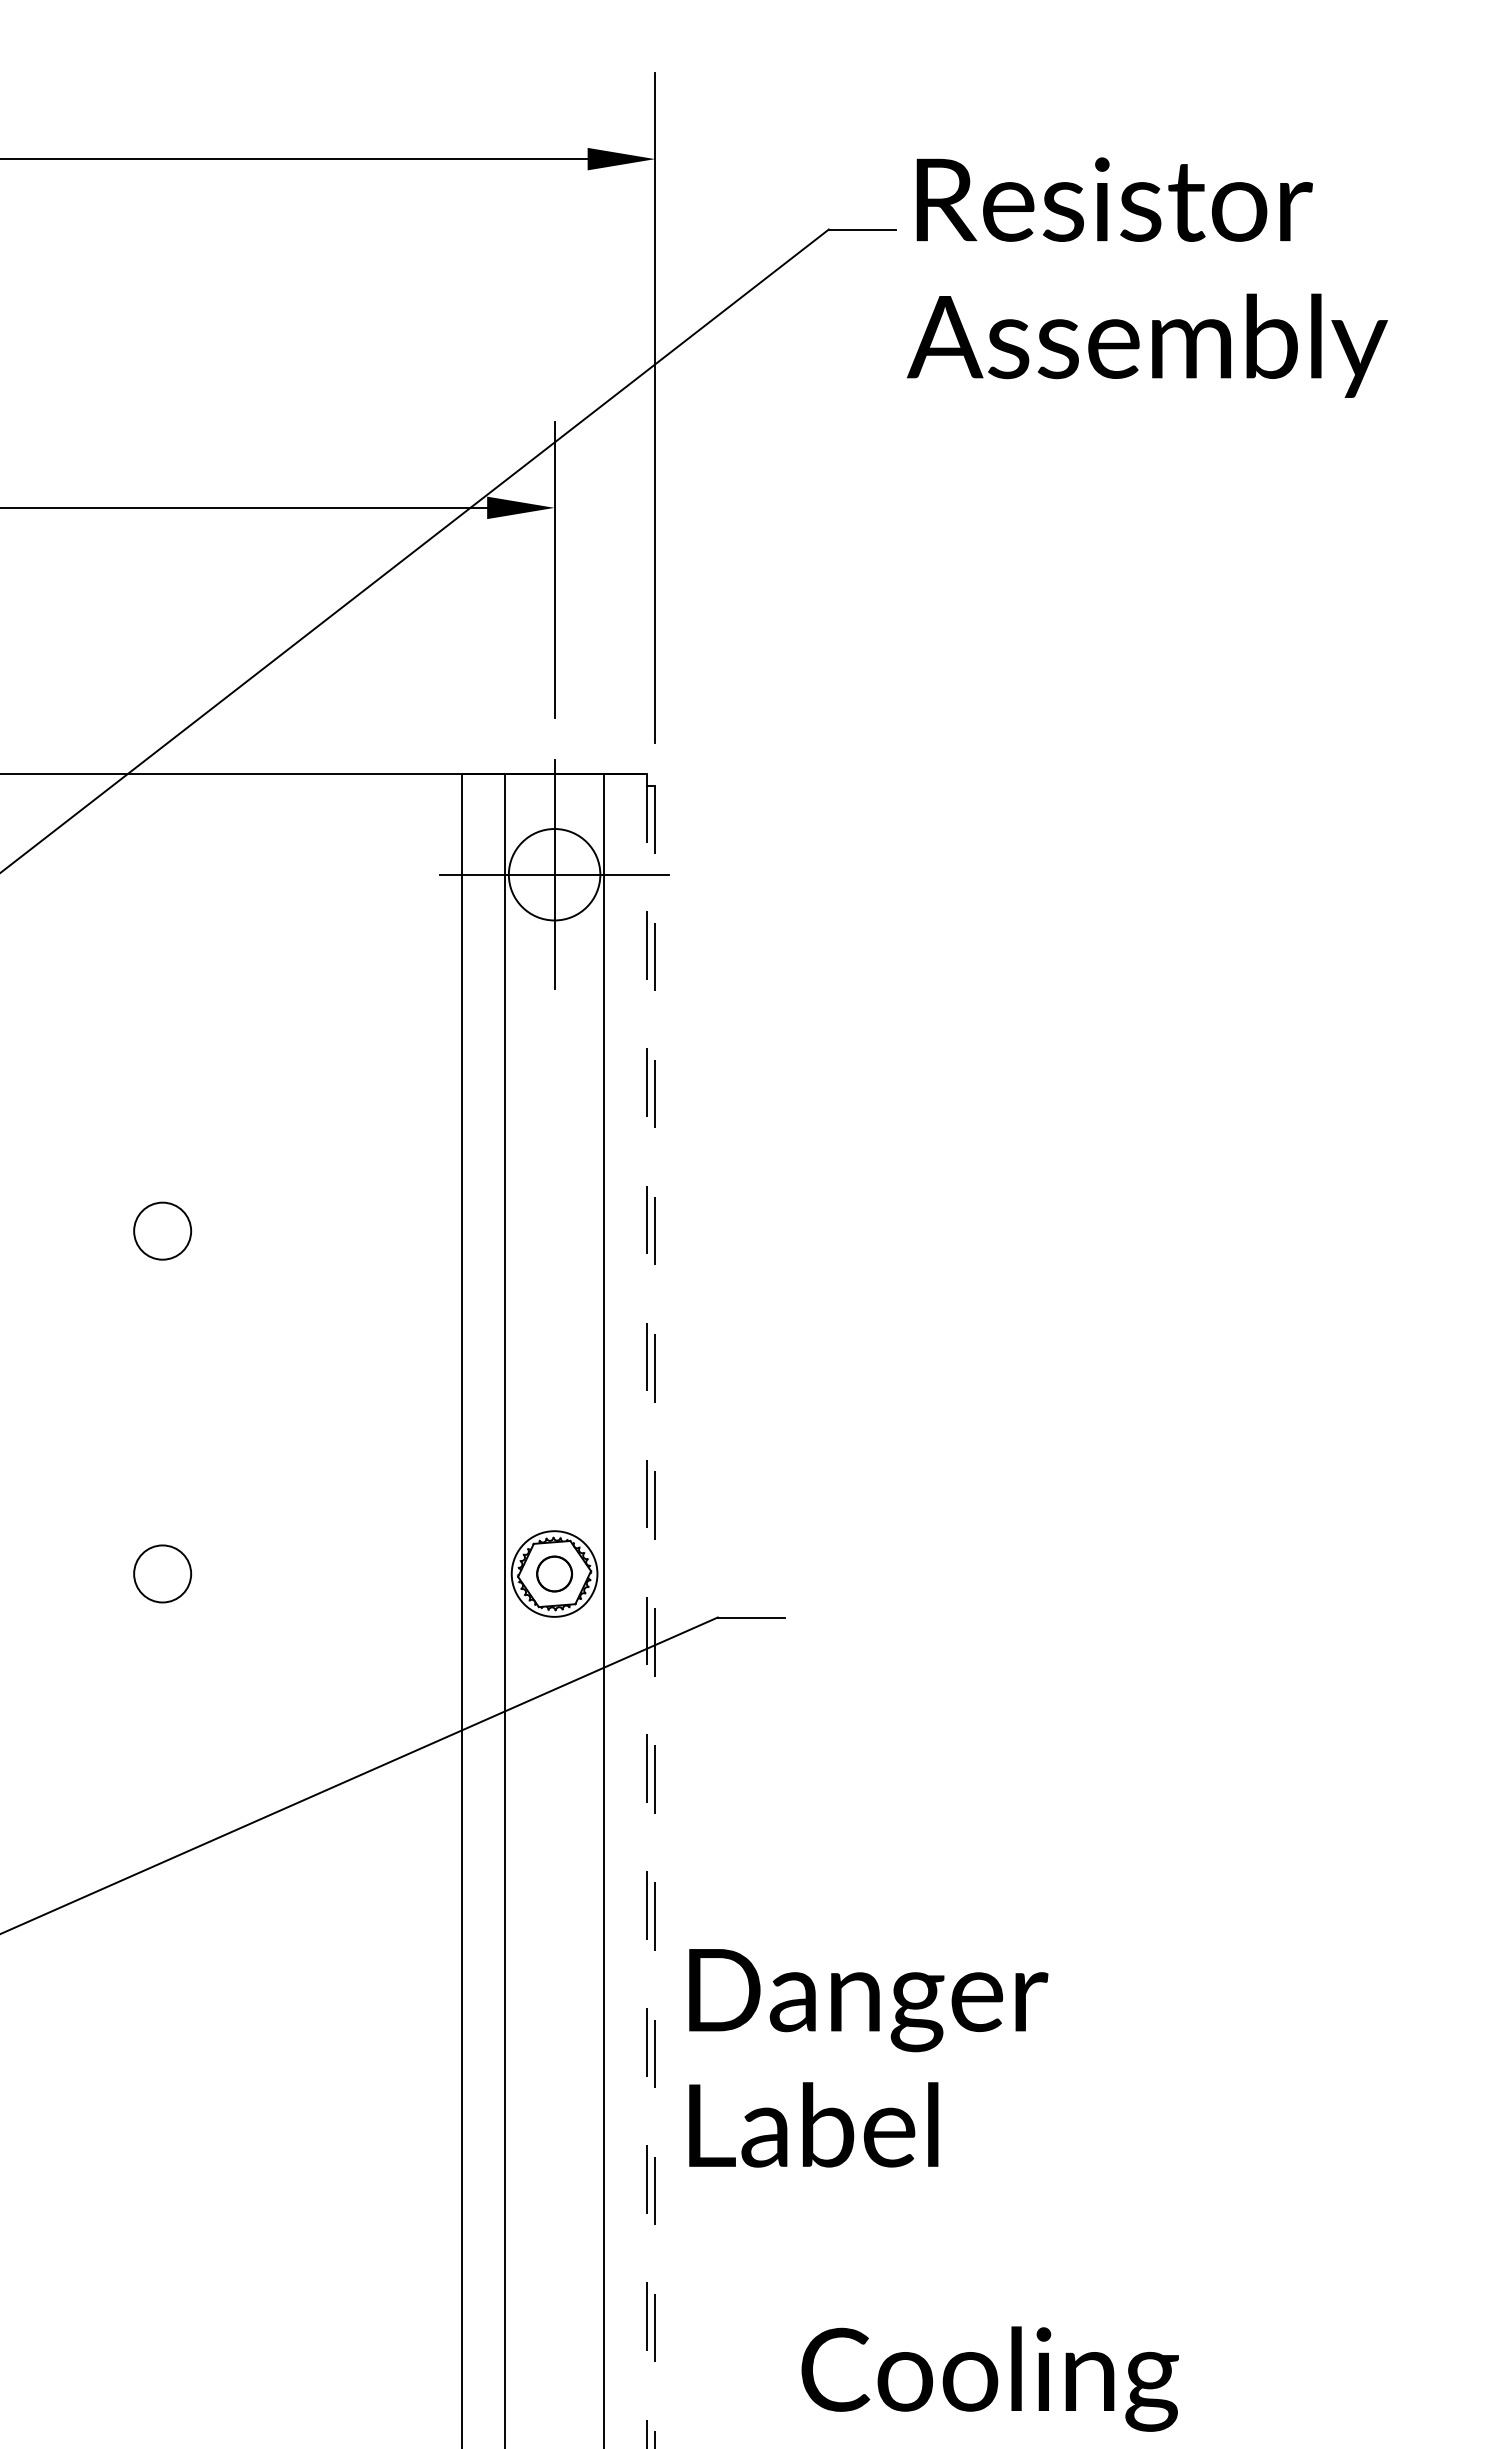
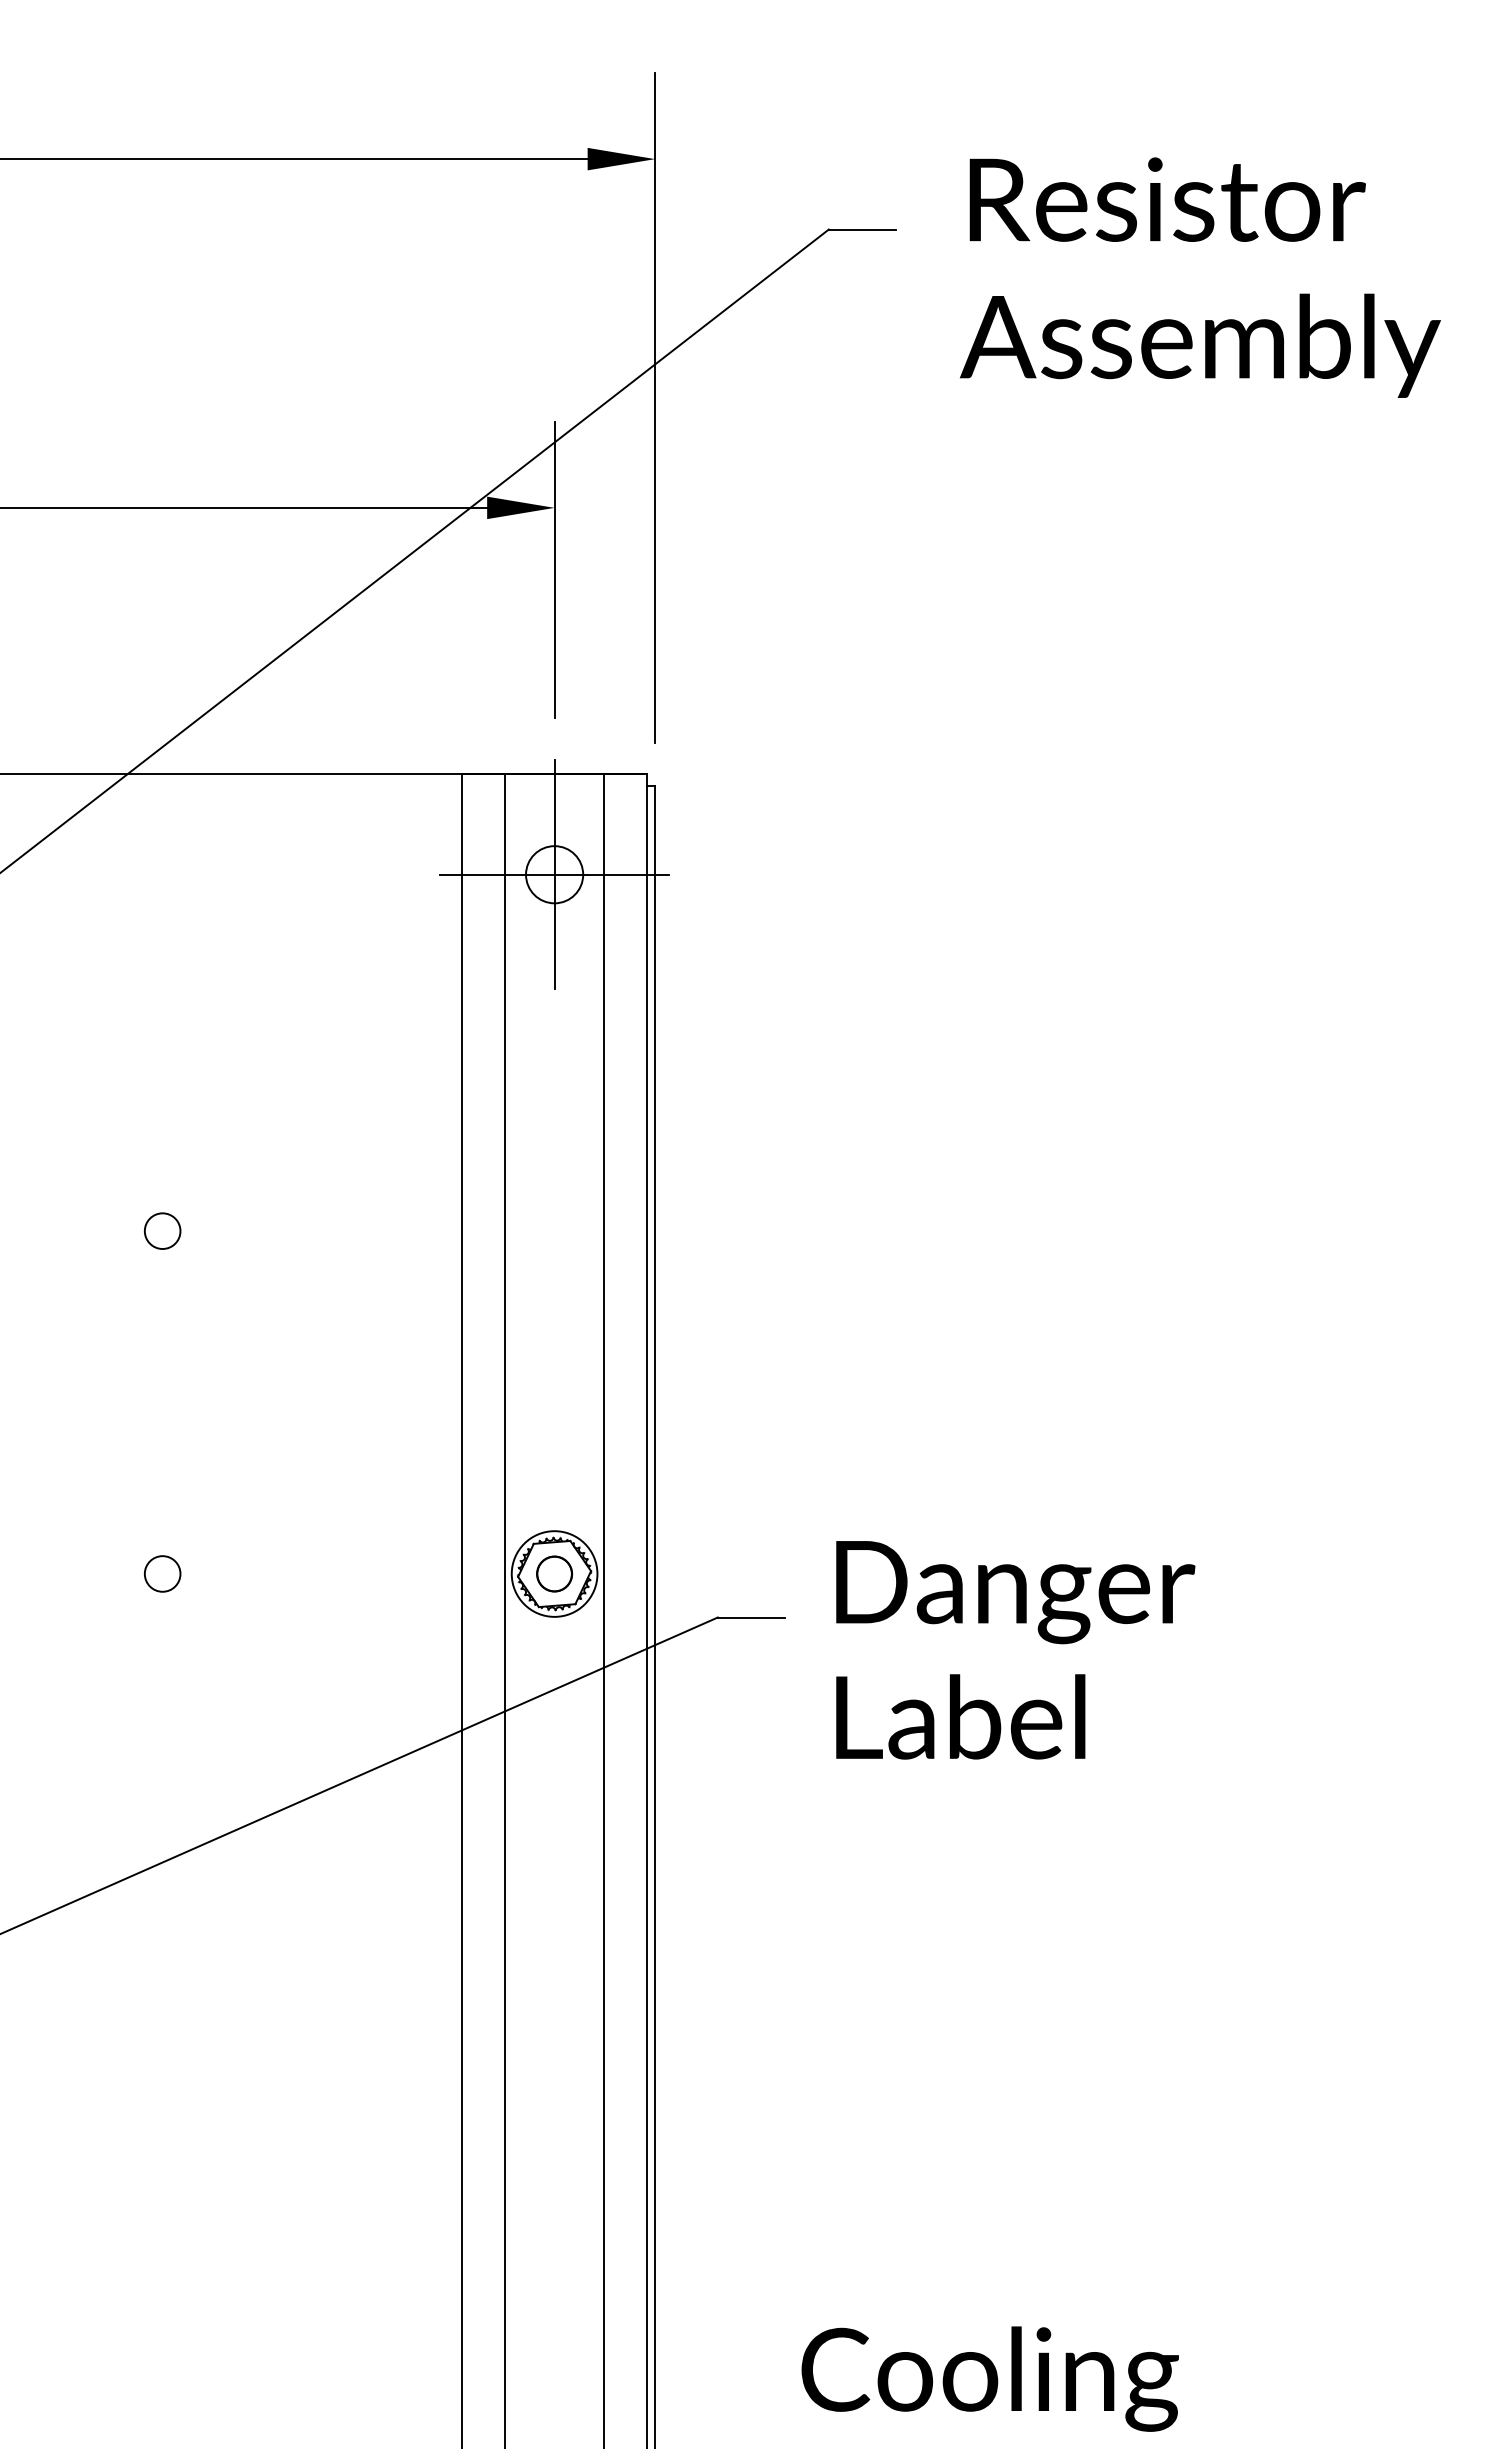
text position: (1147, 277) -> (1200, 277) (1200, 277)
circle diameter: 91 px -> 57 px (554, 874)
circle diameter: 57 px -> 36 px (162, 1231)
circle diameter: 57 px -> 36 px (162, 1573)
line: dashed -> solid (647, 1612)
line: dashed -> solid (655, 1617)
text position: (868, 2058) -> (1015, 1650) (1015, 1650)
